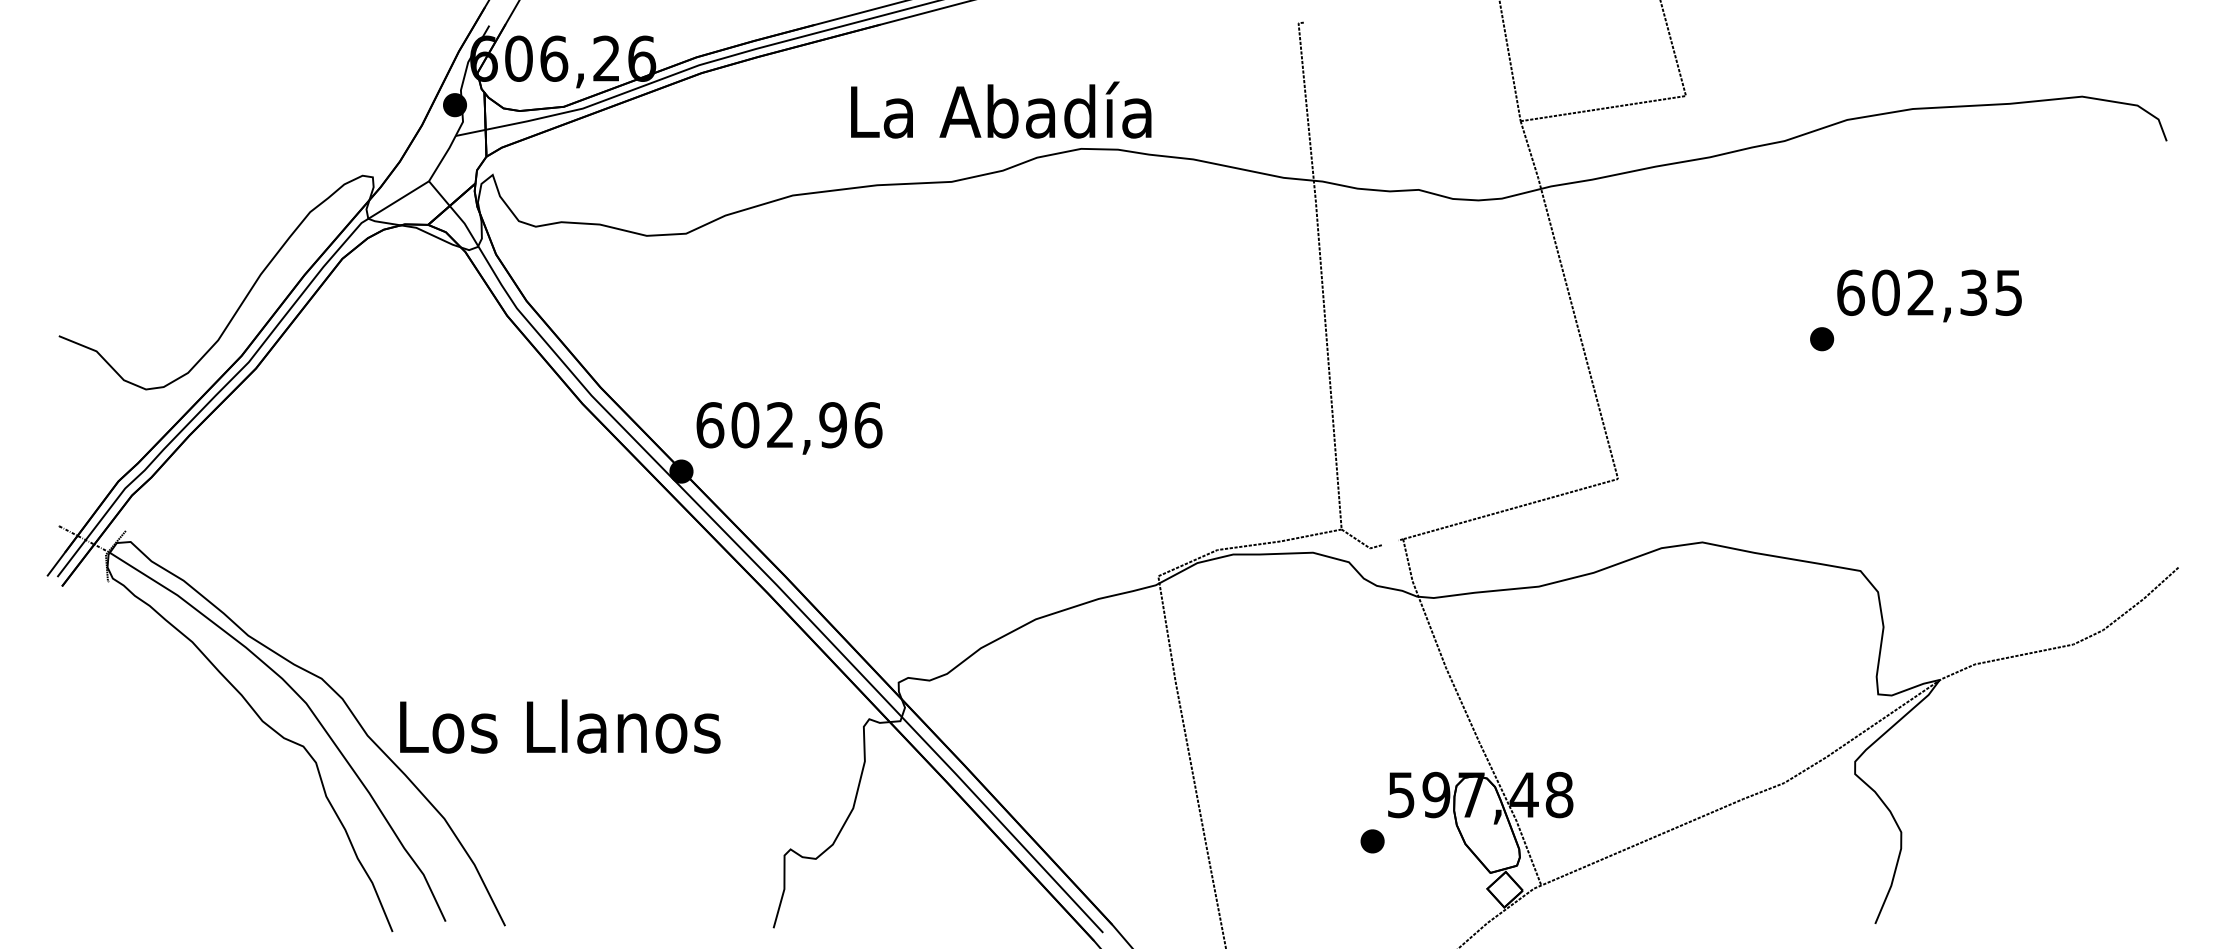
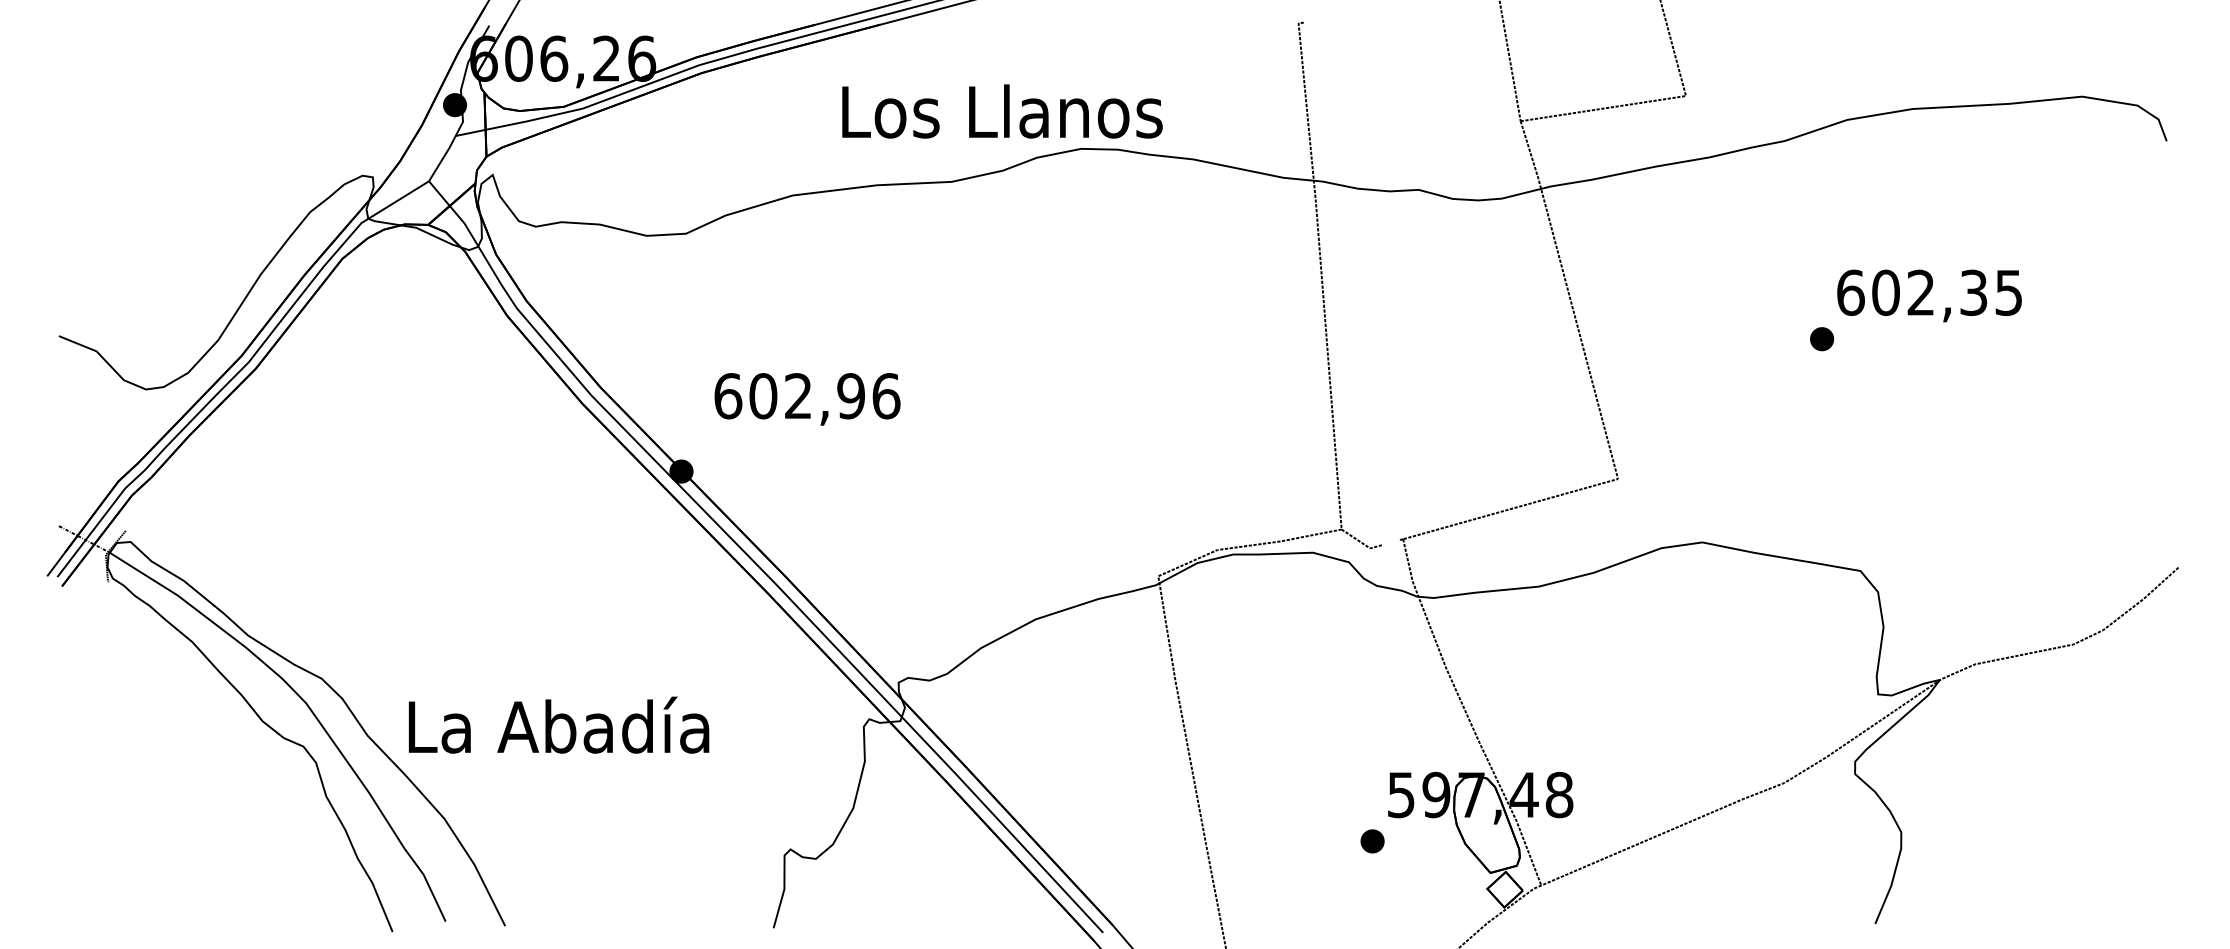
text: La Abadía -> Los Llanos (1002, 109)
text position: (789, 428) -> (807, 399) (807, 399)
text: Los Llanos -> La Abadía (560, 724)
